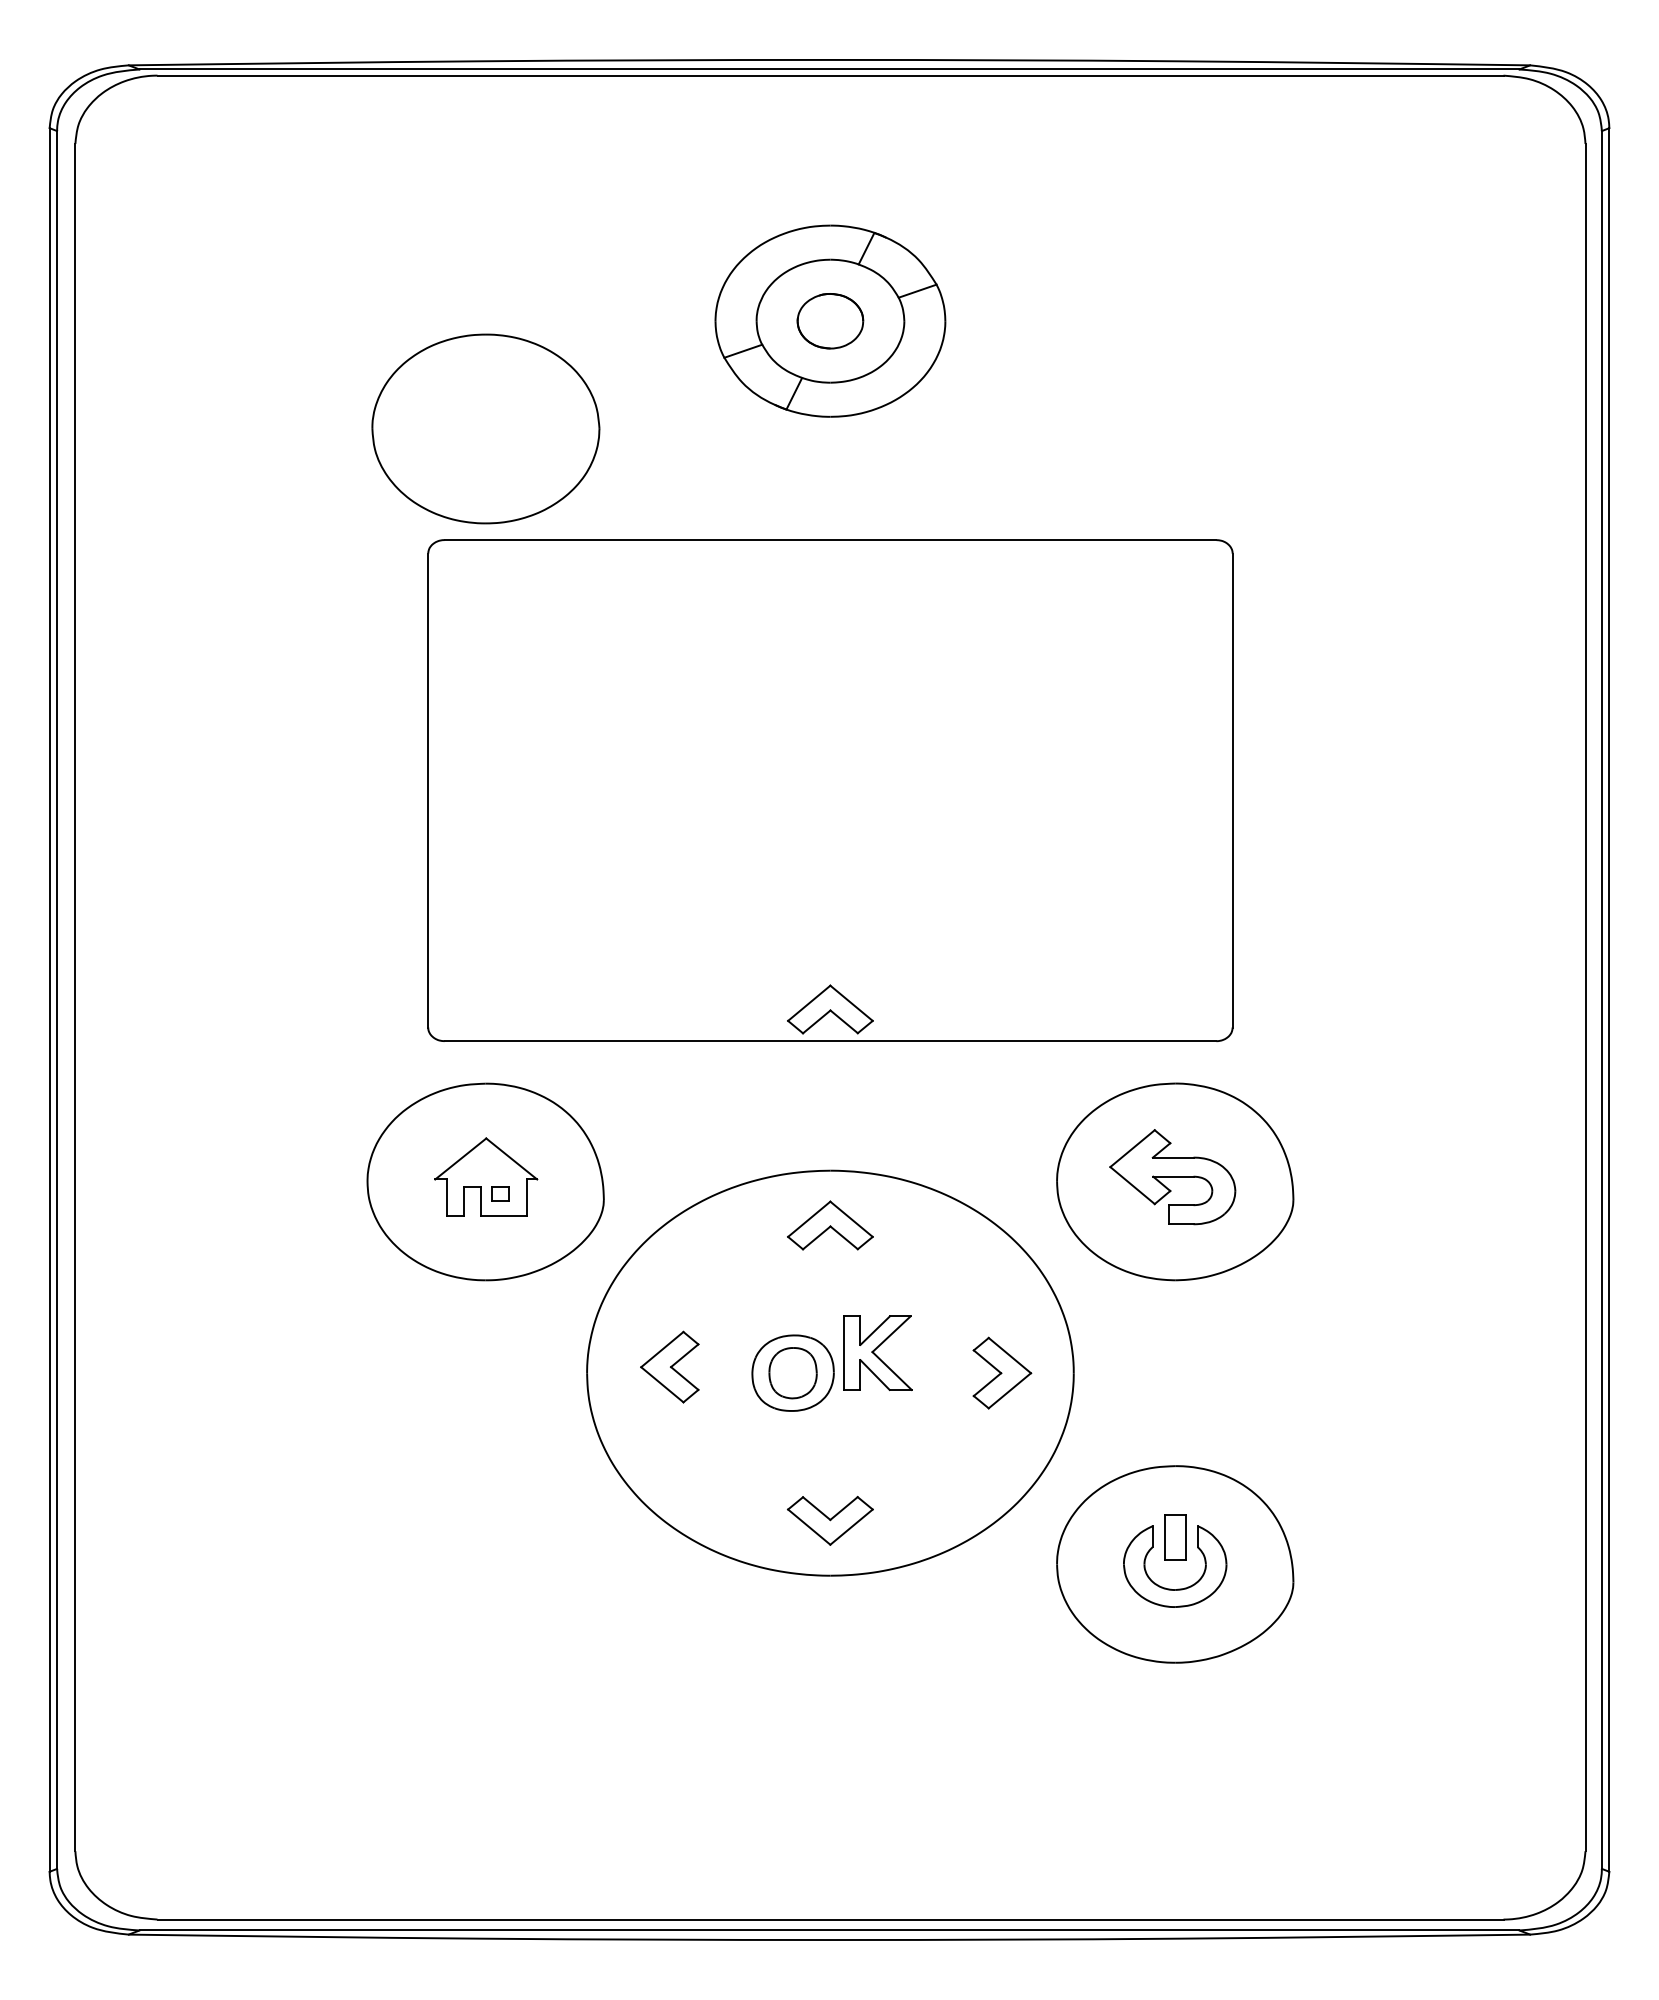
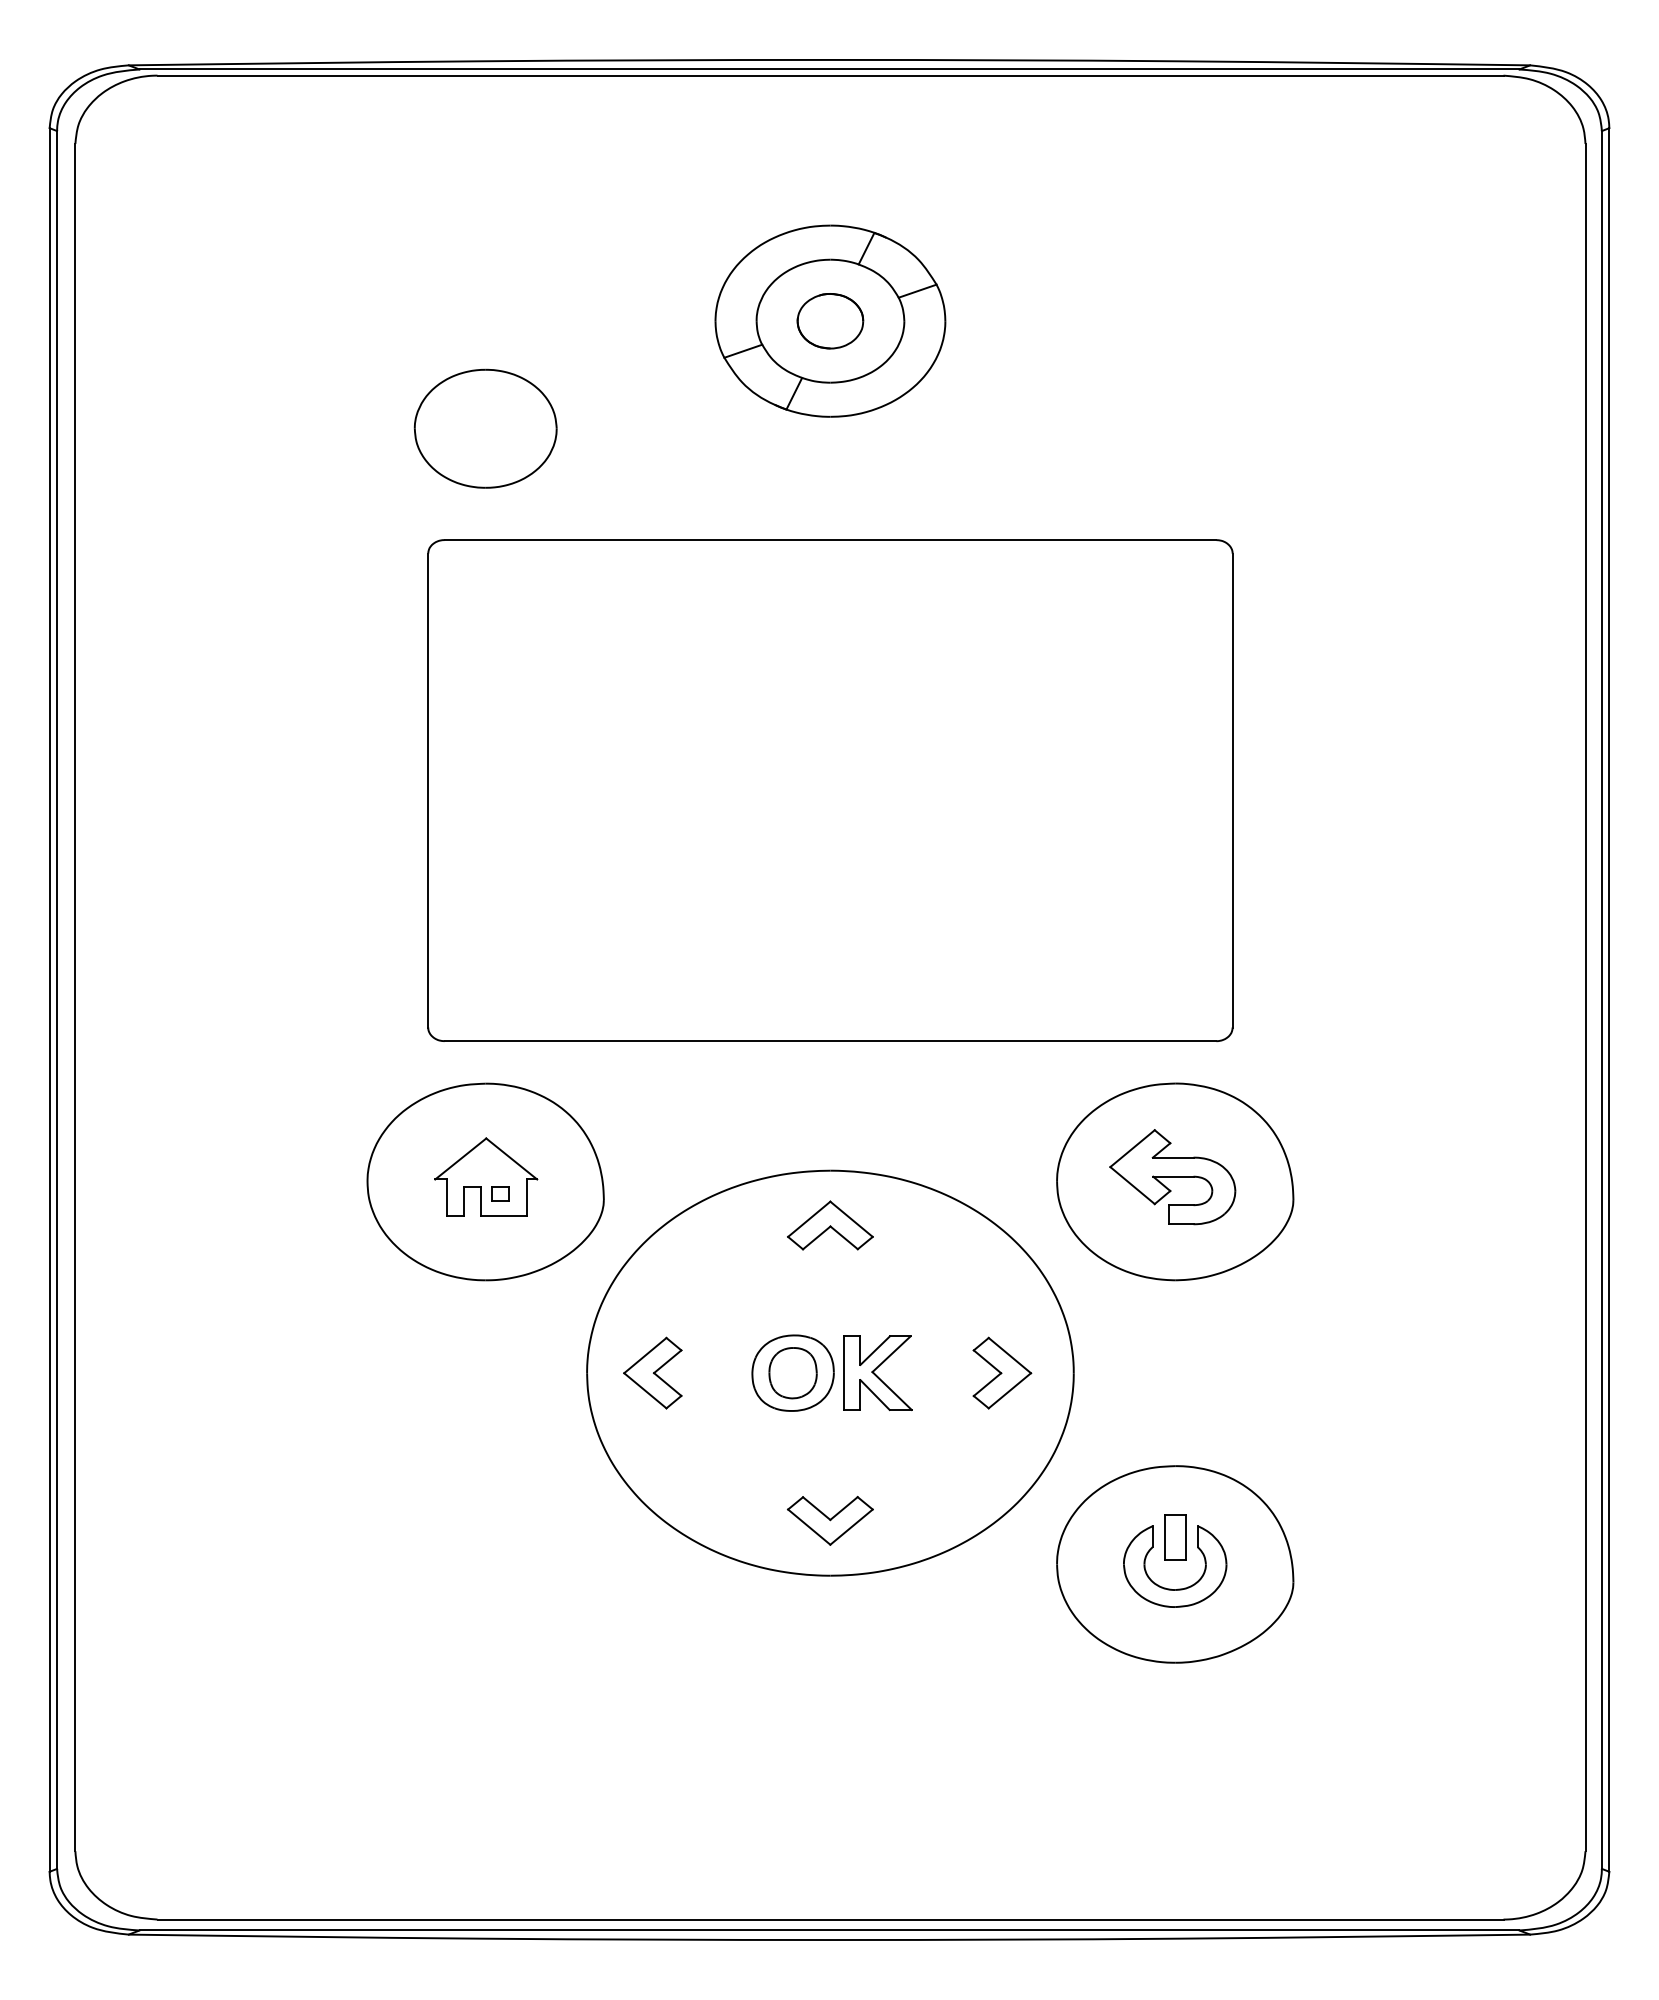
part size: 230x192 px -> 145x121 px (485, 428)
part: present -> none (830, 1009)
part position: (877, 1352) -> (877, 1372) (877, 1372)
part position: (669, 1366) -> (652, 1372) (652, 1372)
